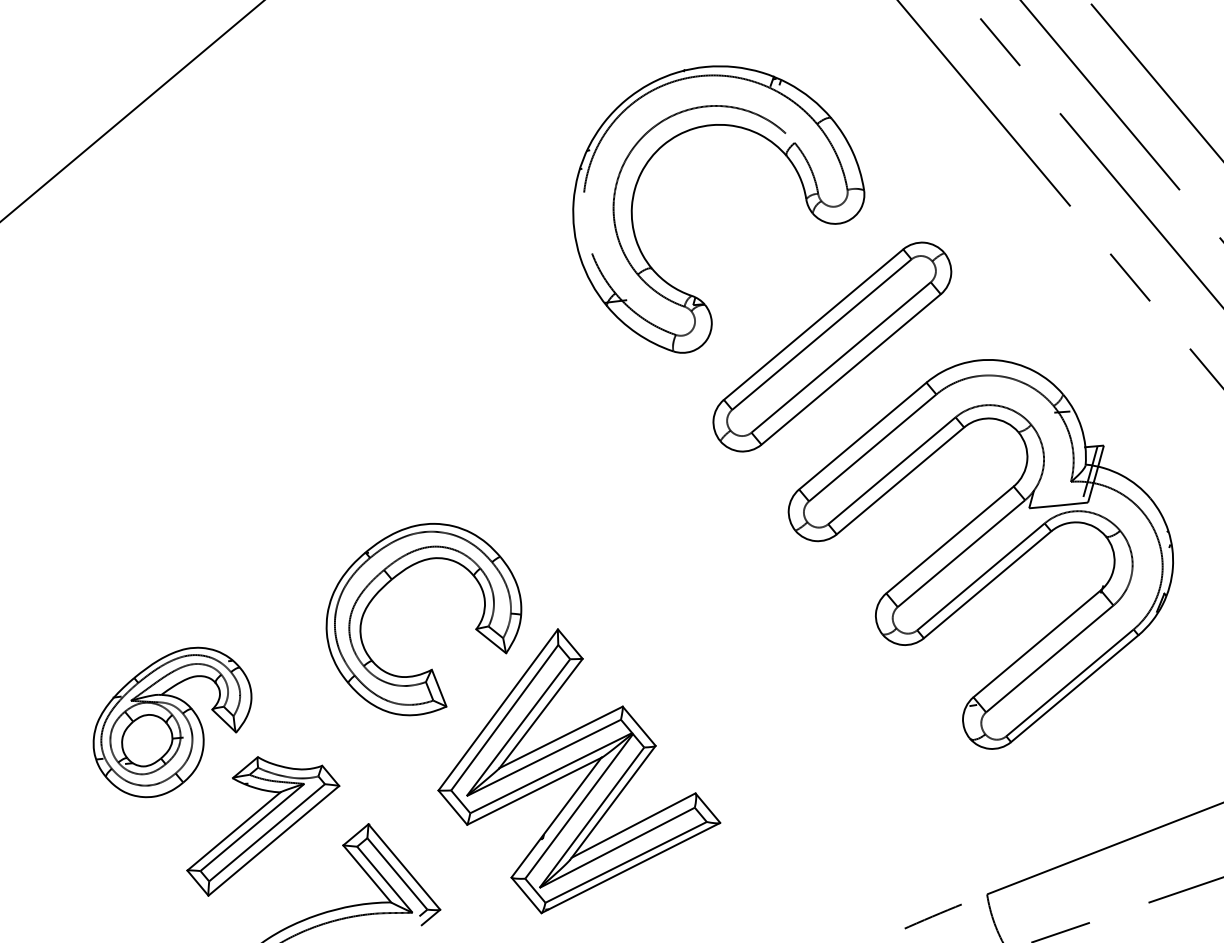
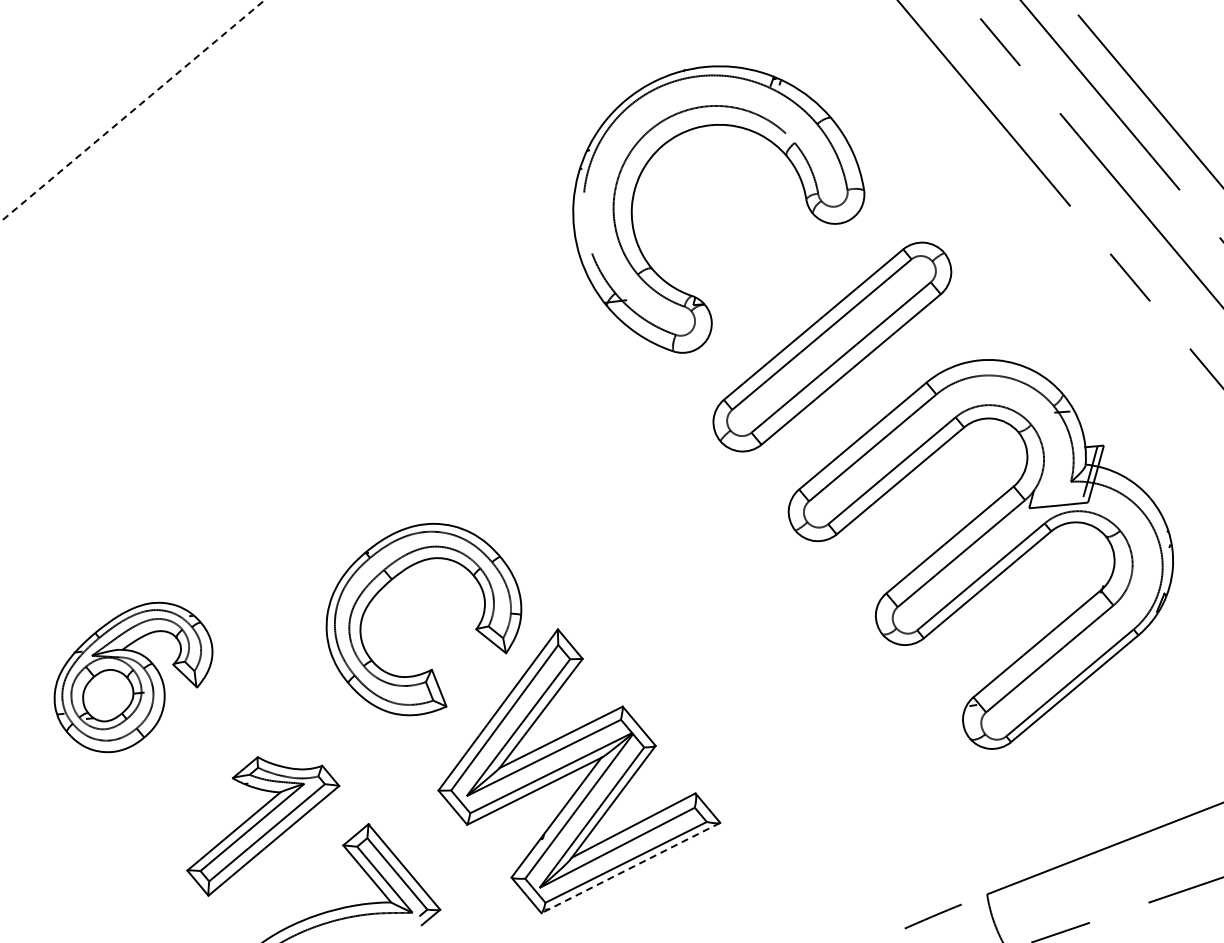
line position: (1154, 80) -> (1143, 93) (1143, 93)
line: solid -> dashed (132, 111)
part position: (172, 722) -> (133, 677) (133, 677)
line: solid -> dashed (630, 868)
